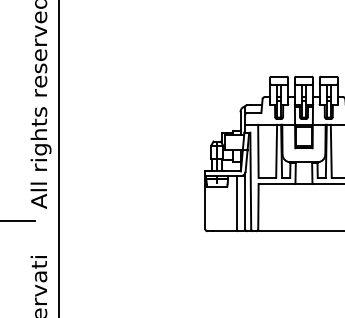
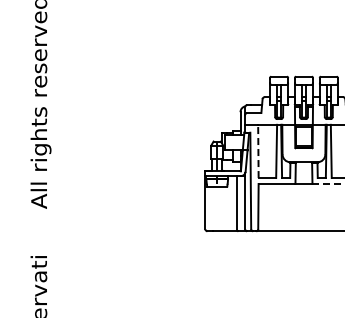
line: solid -> dashed (258, 151)
line: present -> none (58, 158)
line: solid -> dashed (328, 183)
line: present -> none (18, 220)
